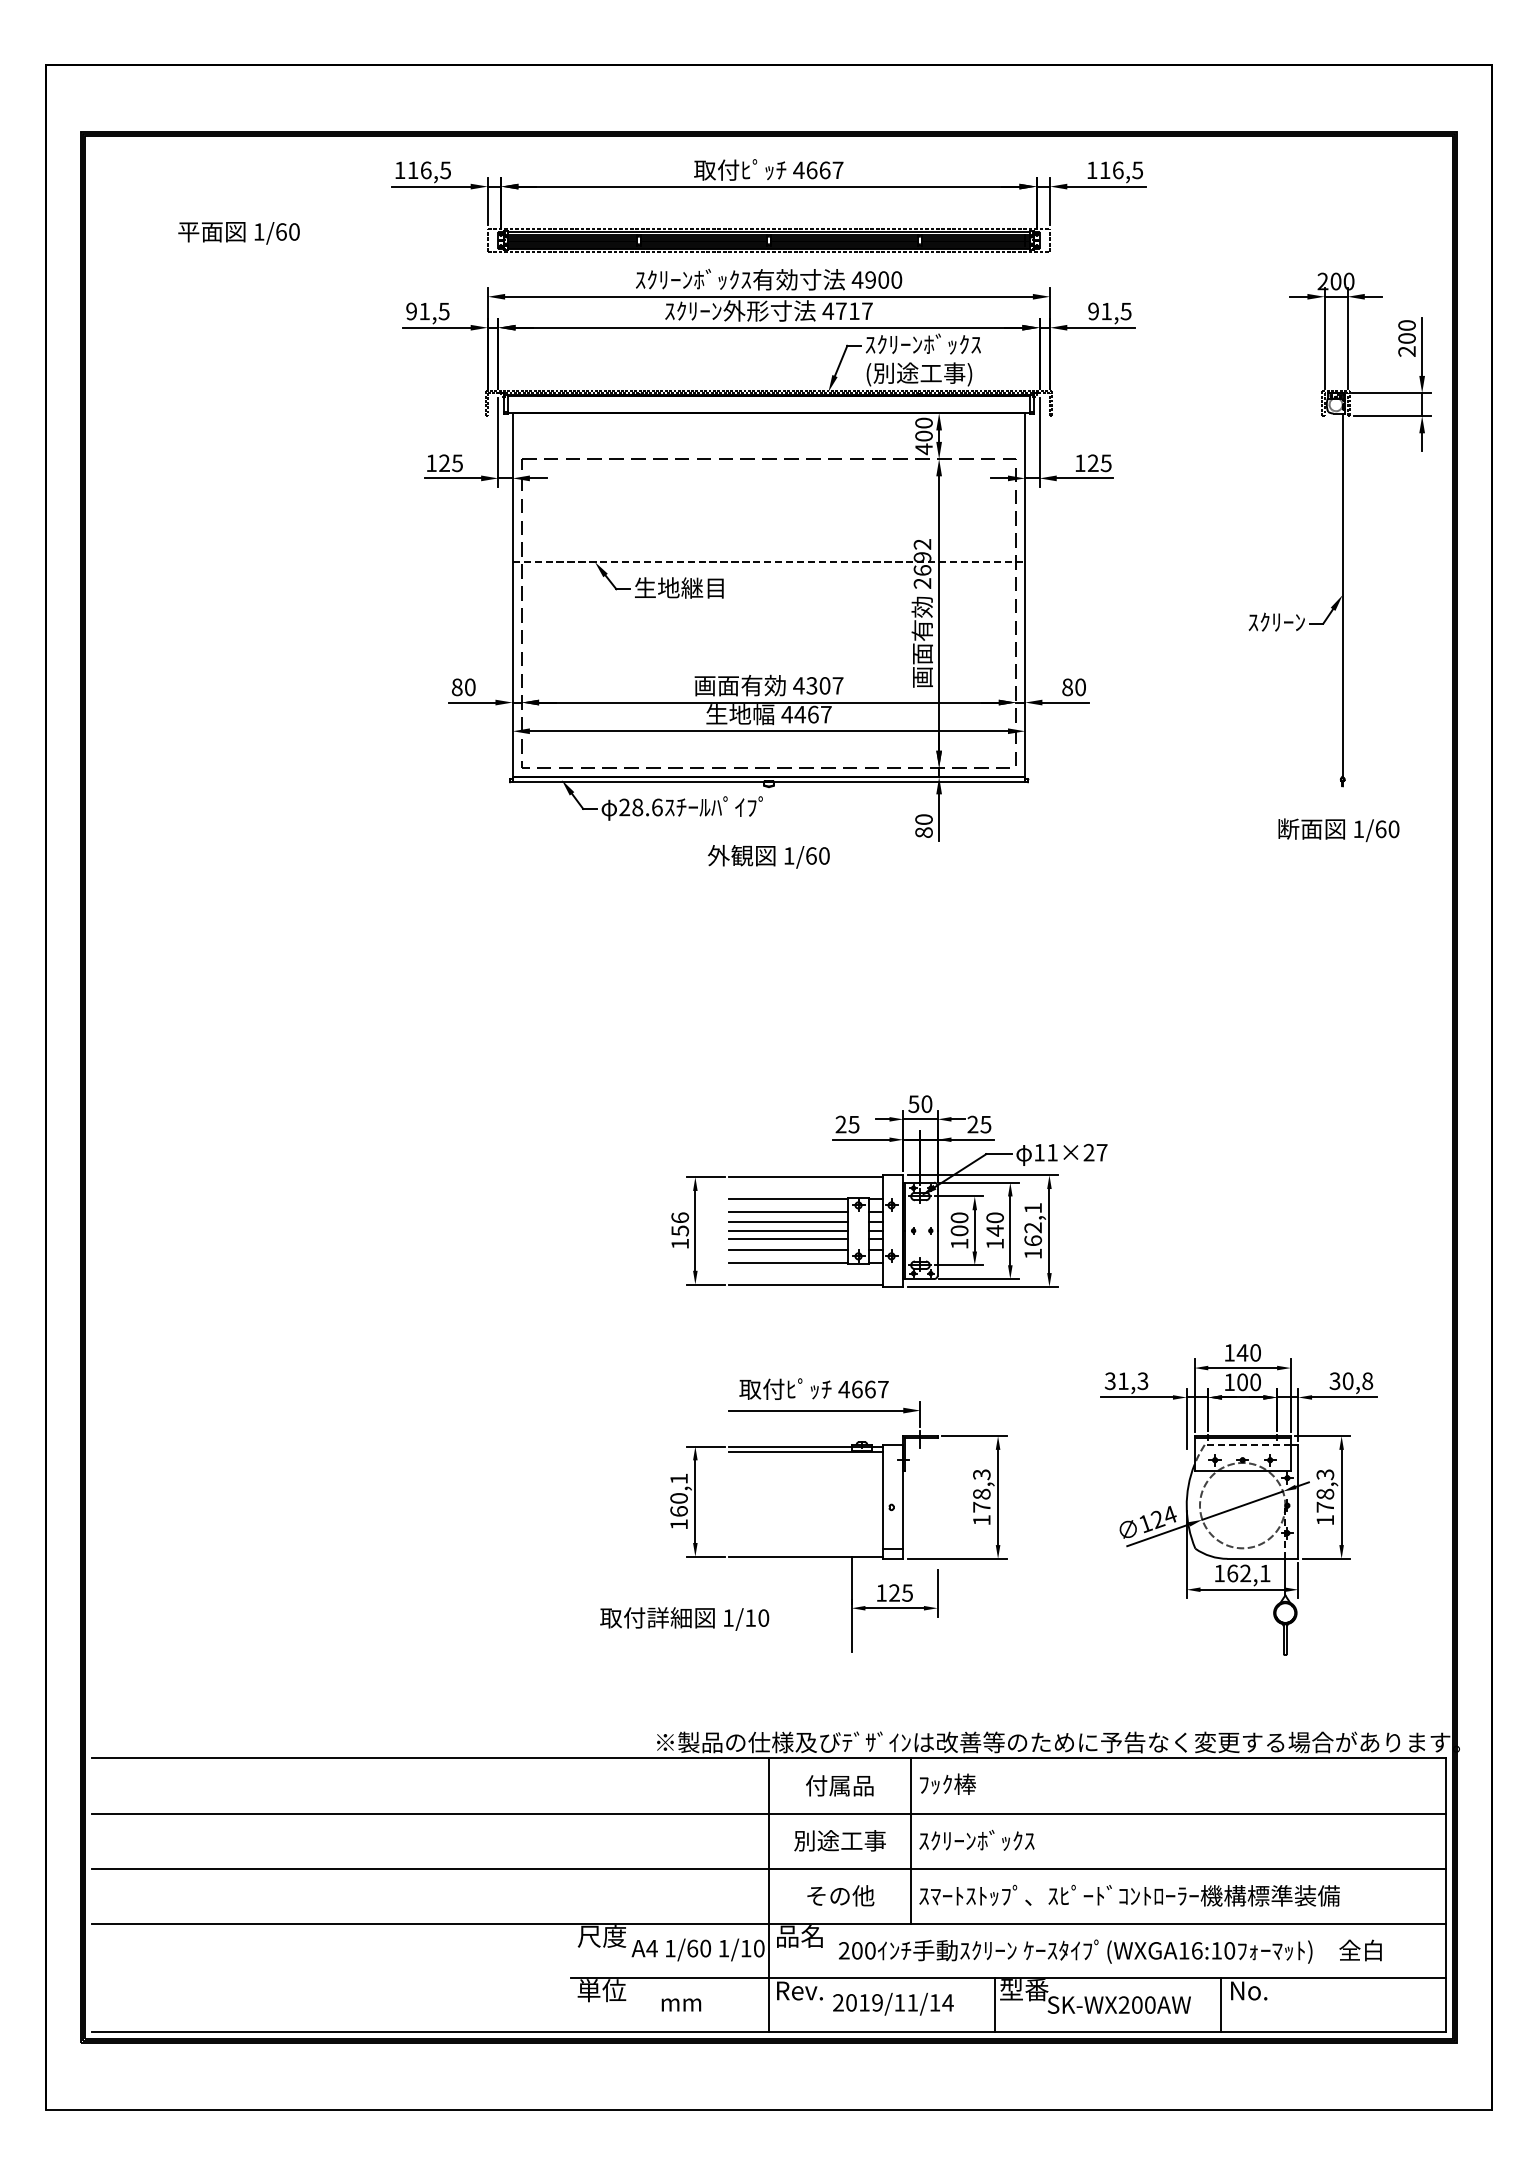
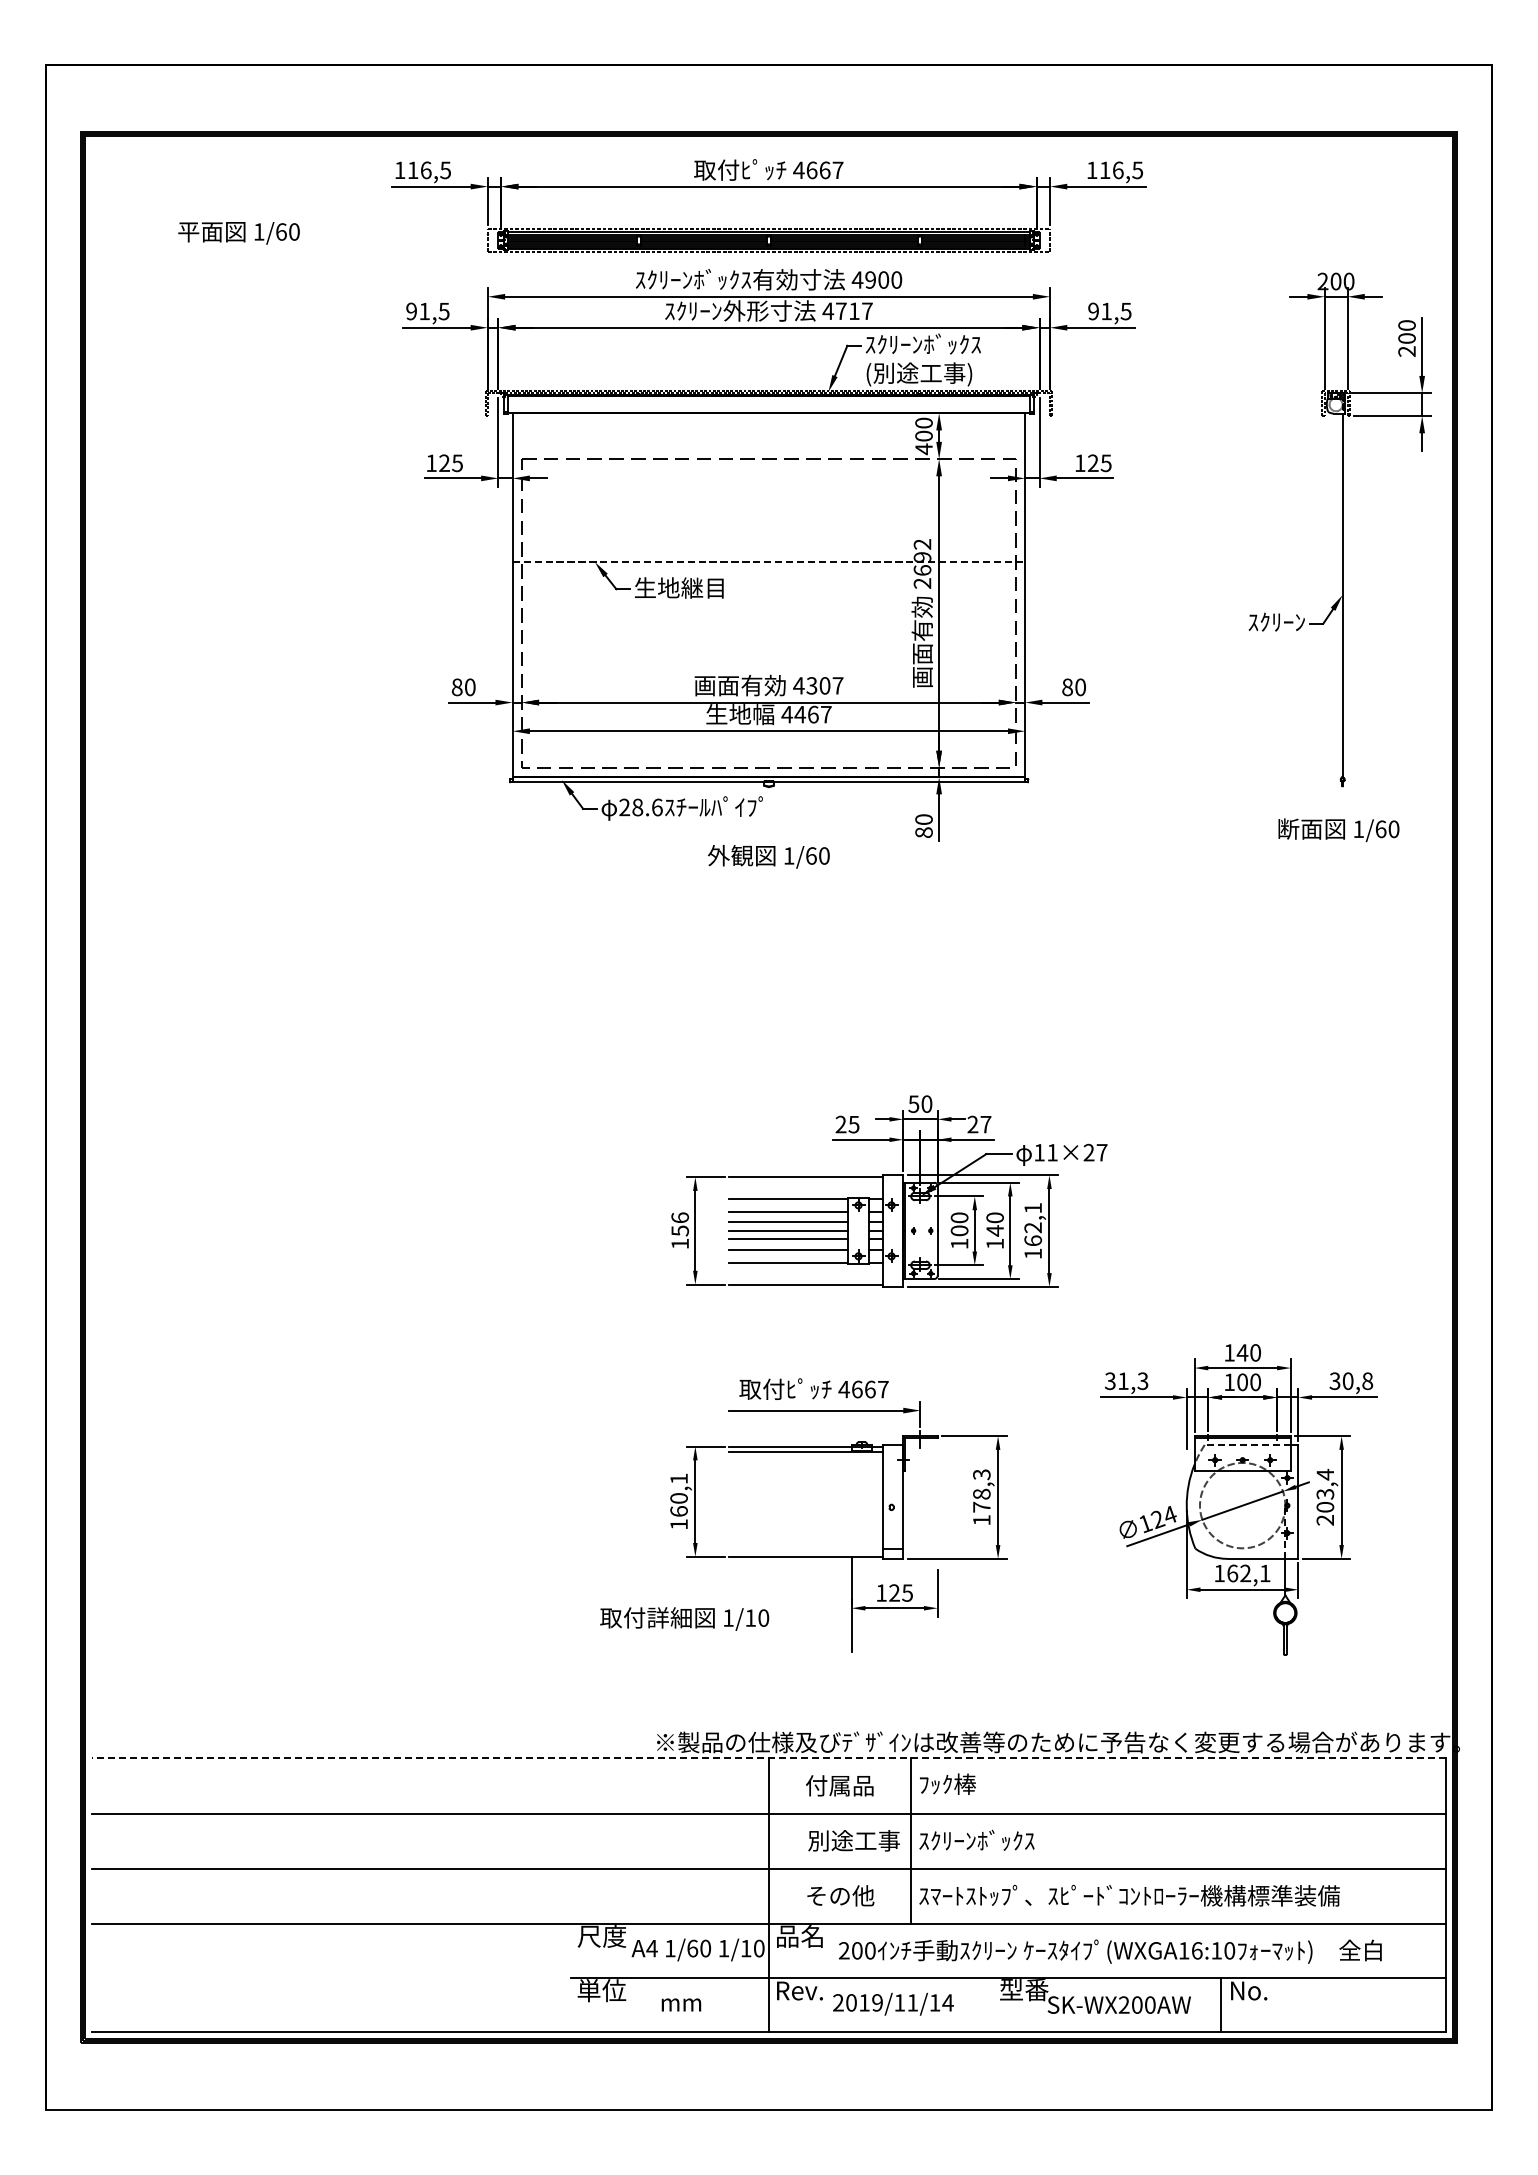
text: 25 -> 27 (985, 1124)
text: 178,3 -> 203,4 (1325, 1496)
line: solid -> dashed (768, 1758)
text position: (839, 1840) -> (853, 1840) (853, 1840)
line: present -> none (994, 2004)
